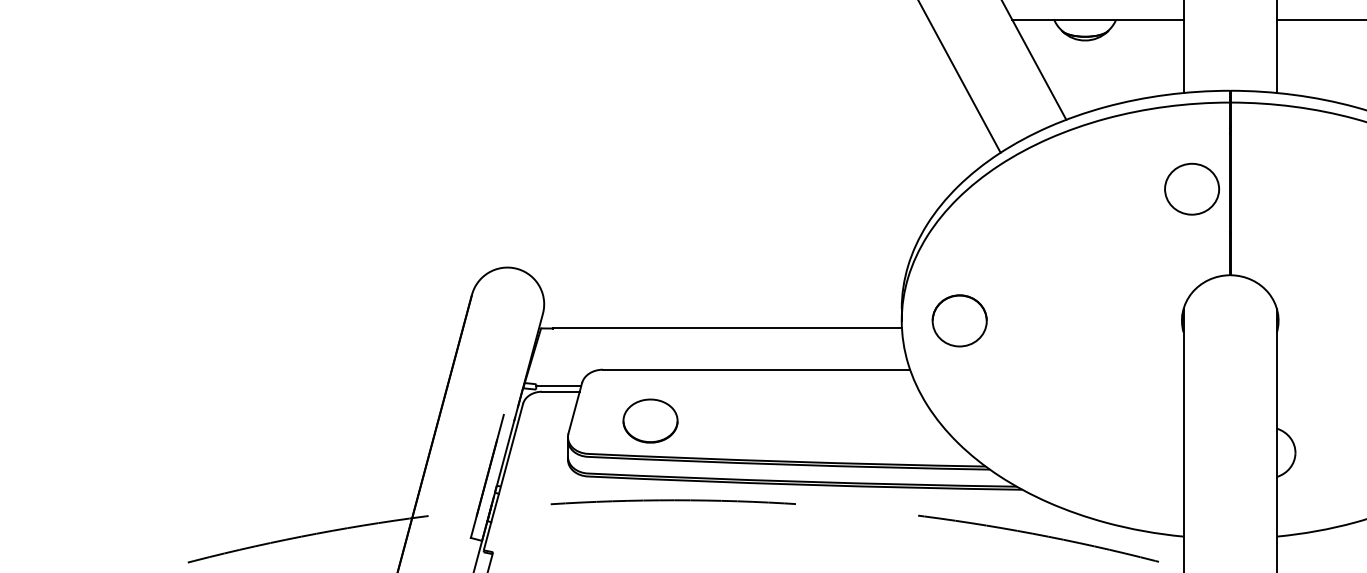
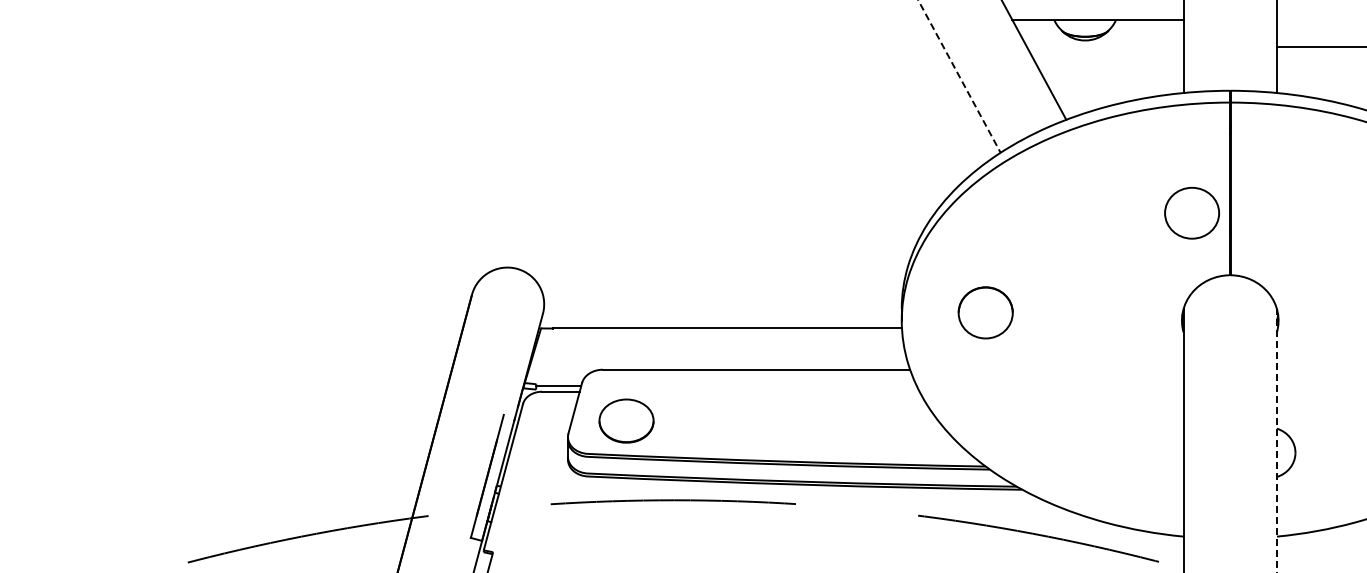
line position: (1319, 19) -> (1319, 46) (1319, 46)
line: solid -> dashed (959, 77)
part position: (1191, 188) -> (1191, 212) (1191, 212)
part position: (959, 320) -> (985, 312) (985, 312)
part position: (650, 420) -> (626, 420) (626, 420)
line: solid -> dashed (1276, 440)
